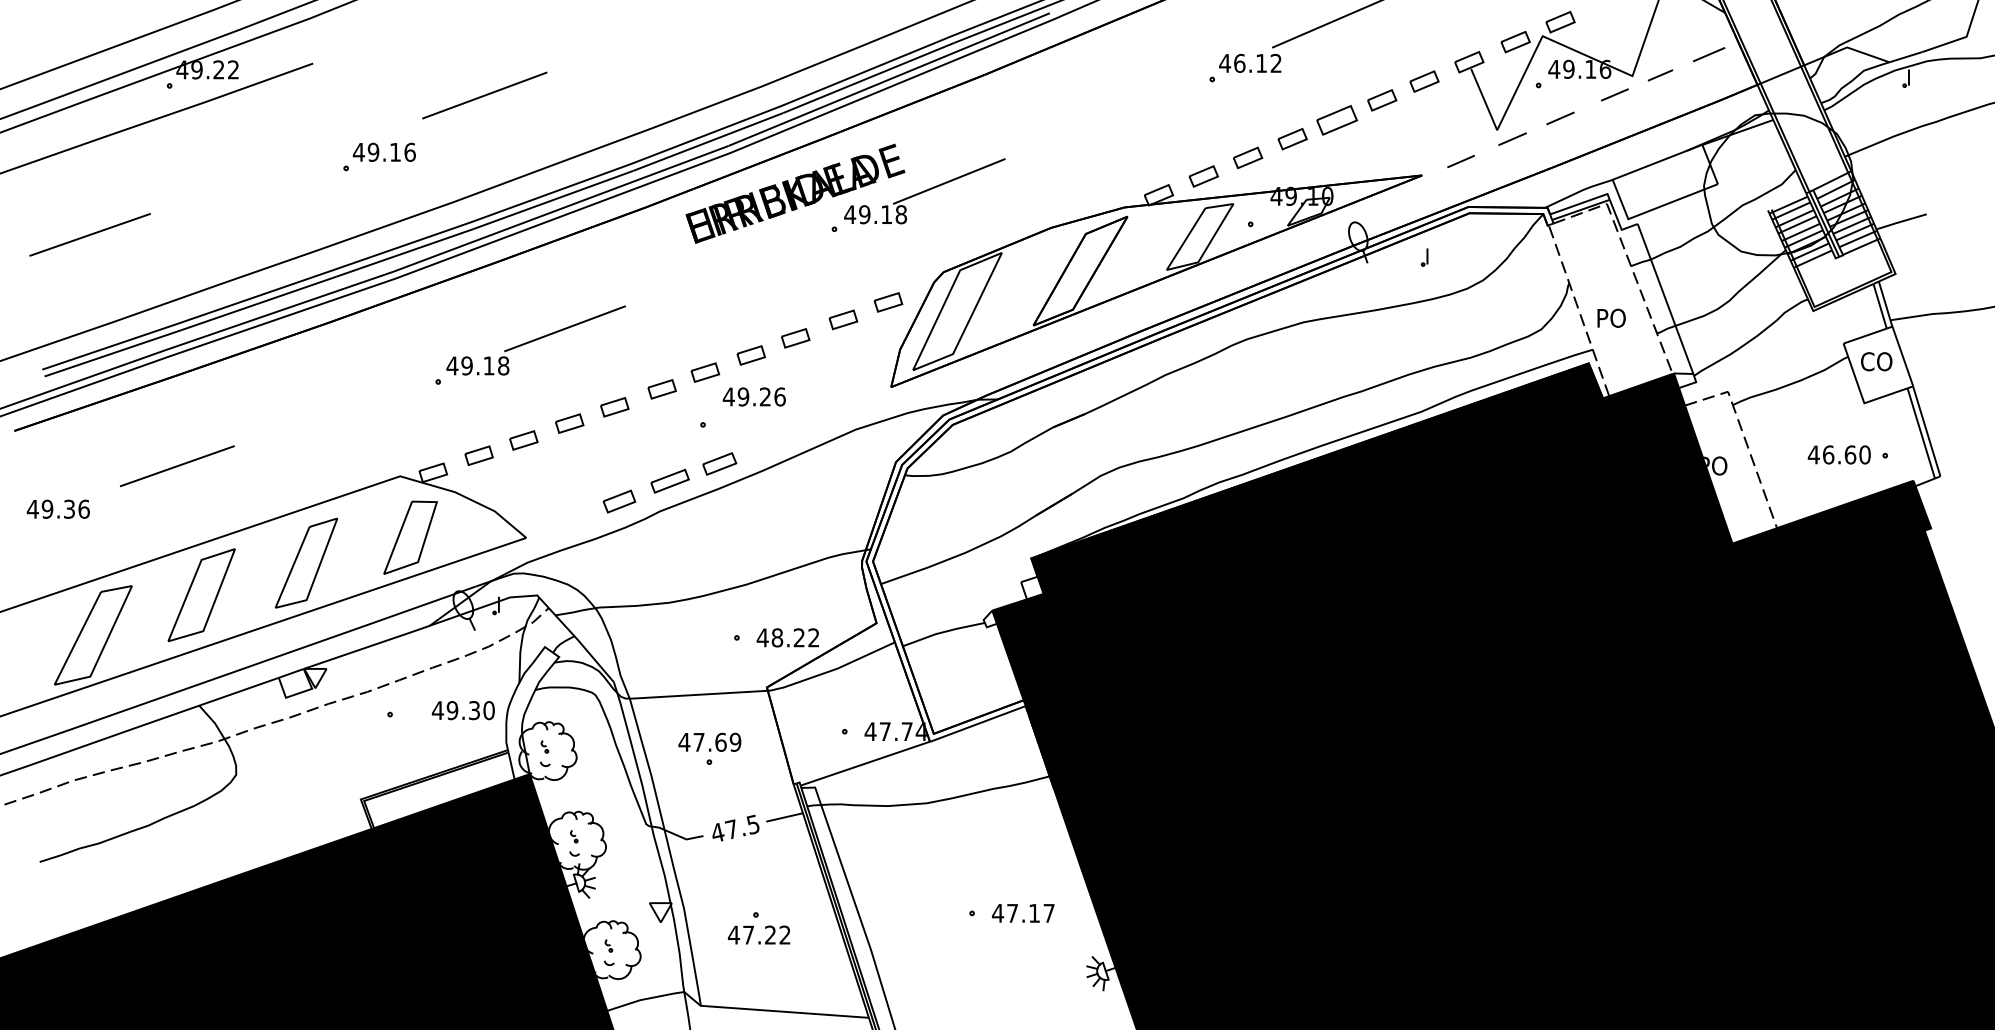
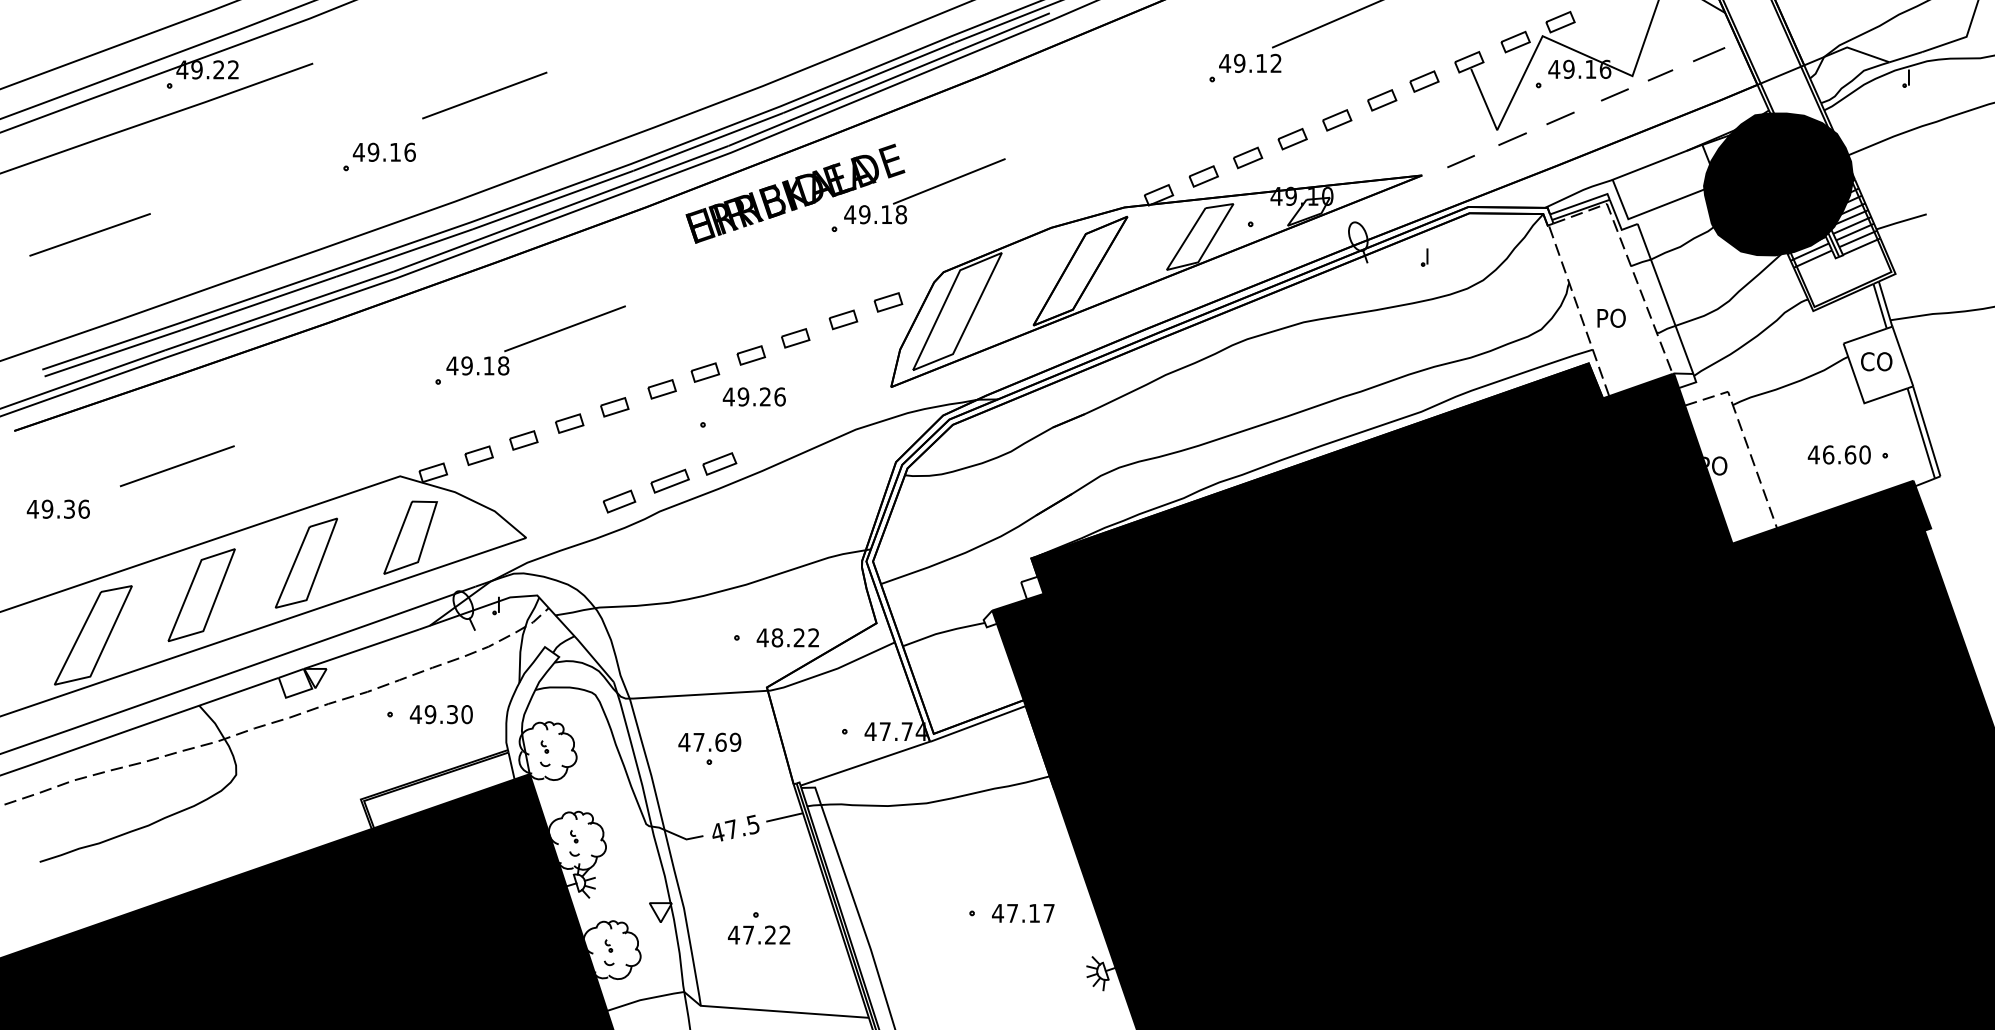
text: 46.12 -> 49.12 (1239, 63)
part size: 42x31 px -> 31x23 px (1337, 120)
fill: none -> present (1778, 184)
text position: (462, 710) -> (440, 714) (440, 714)
